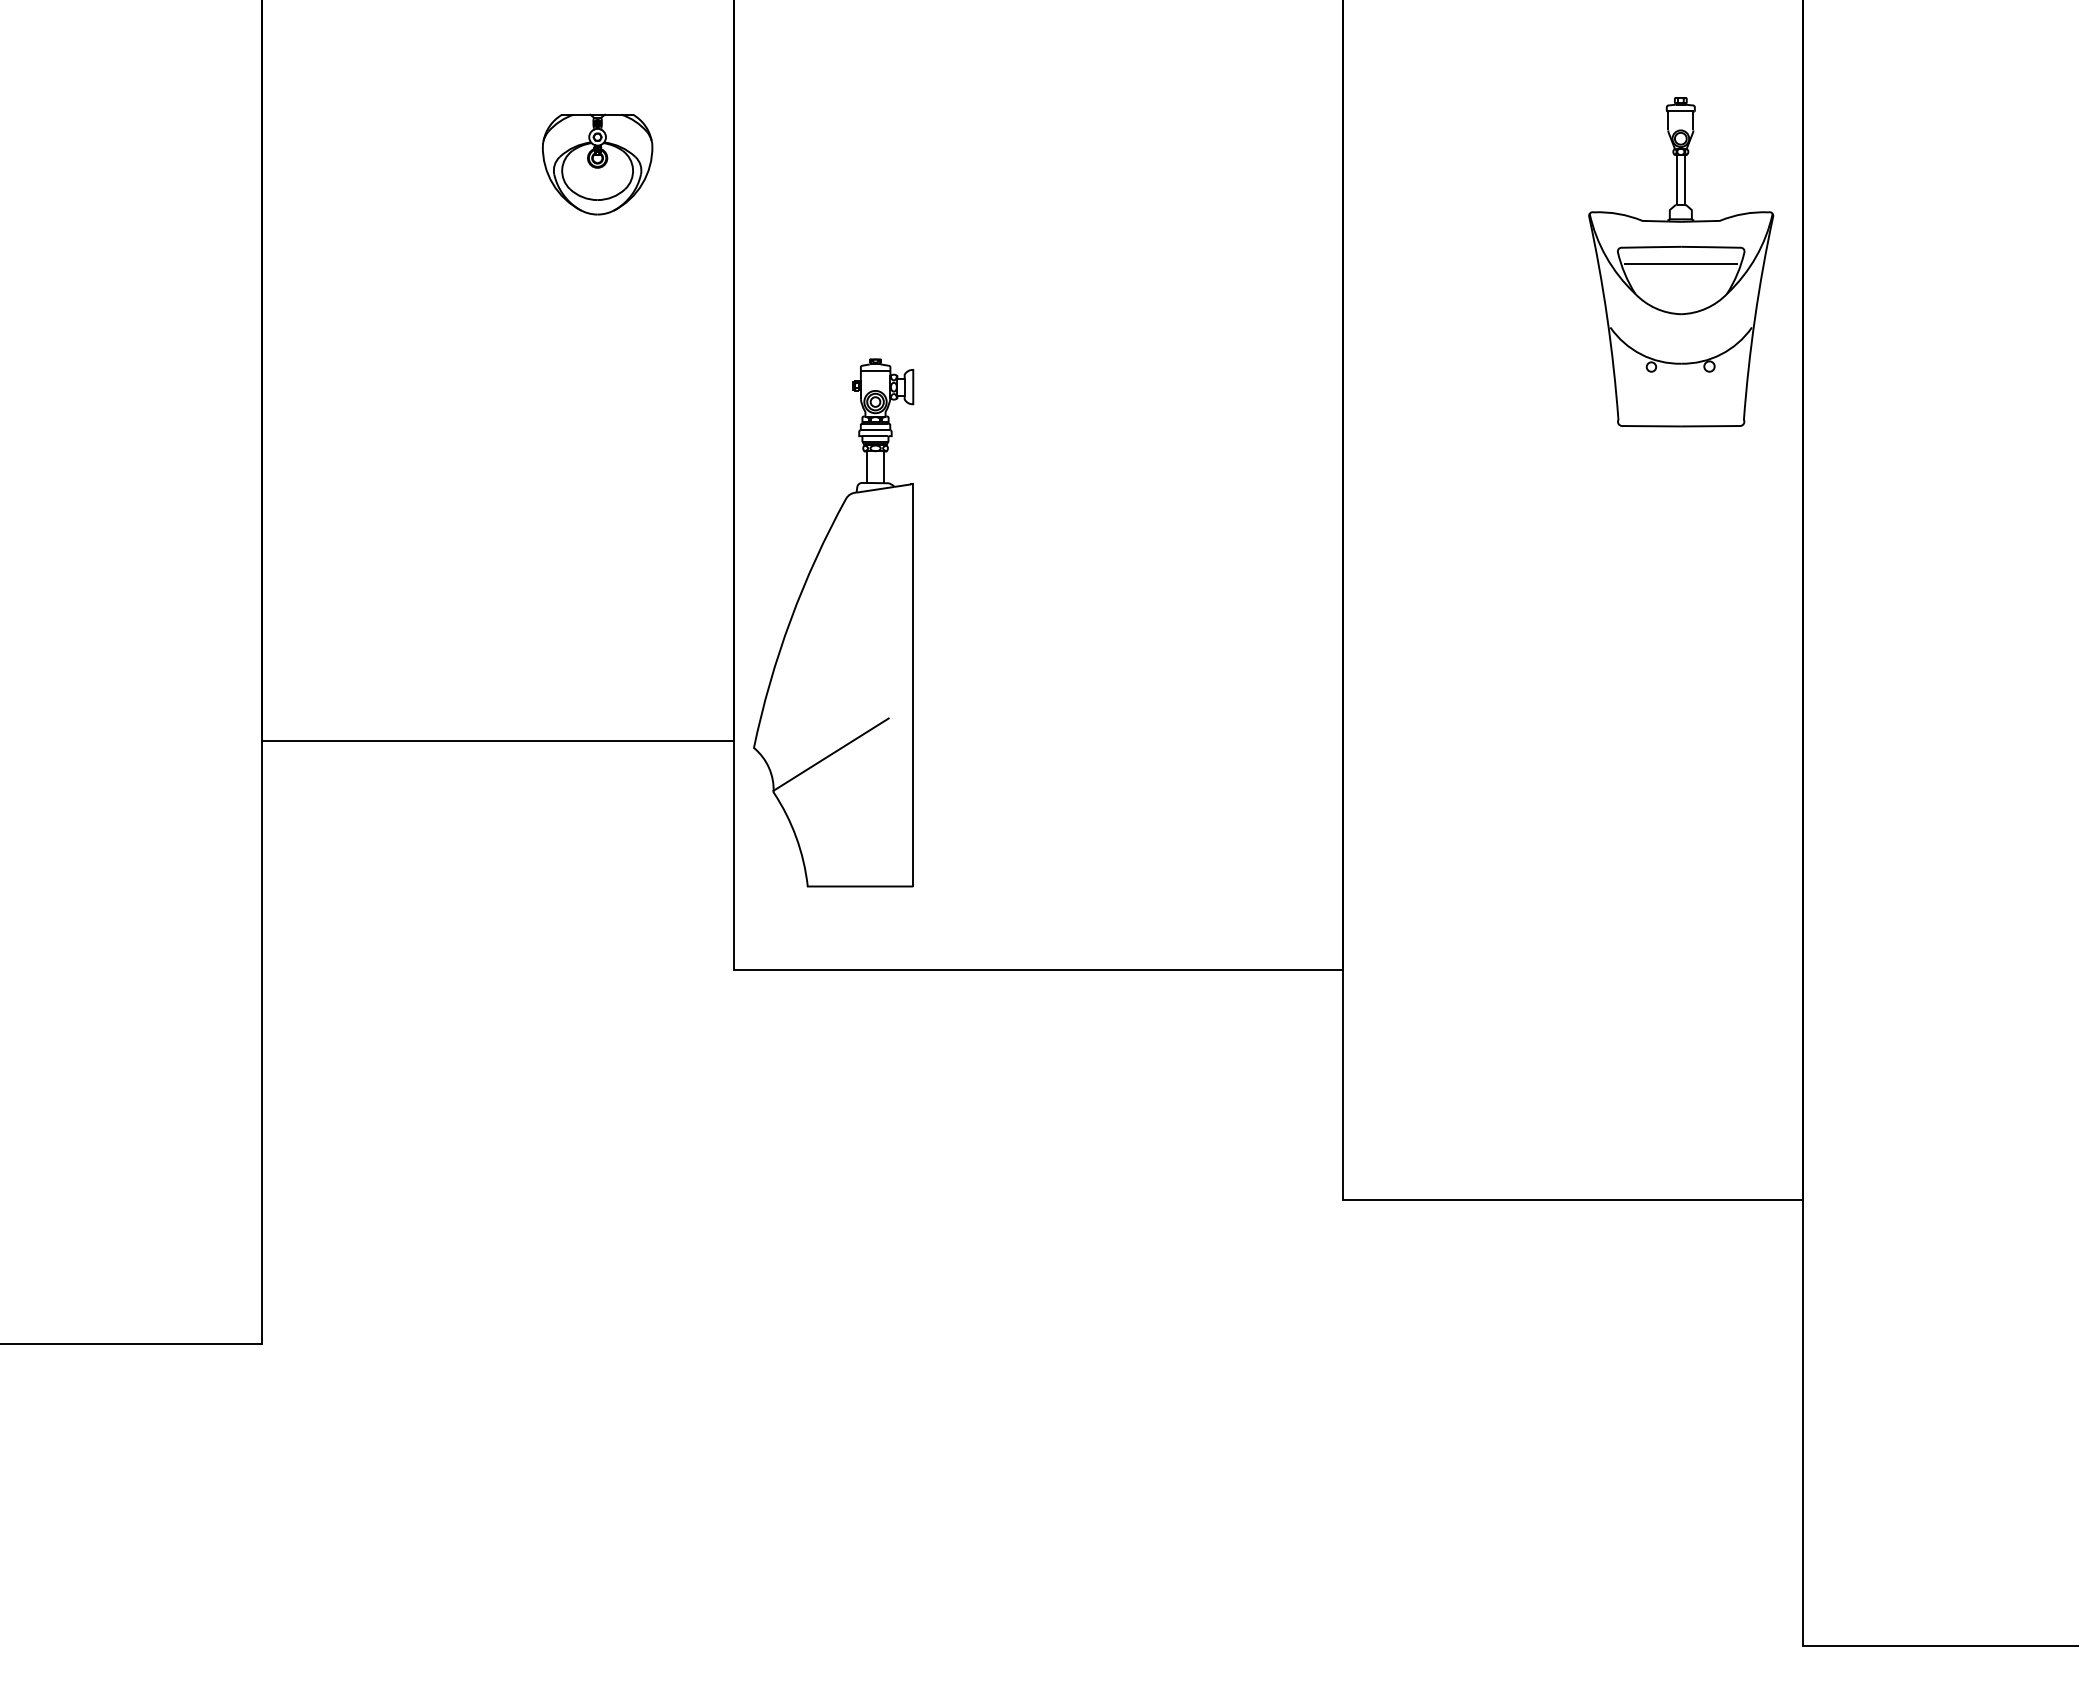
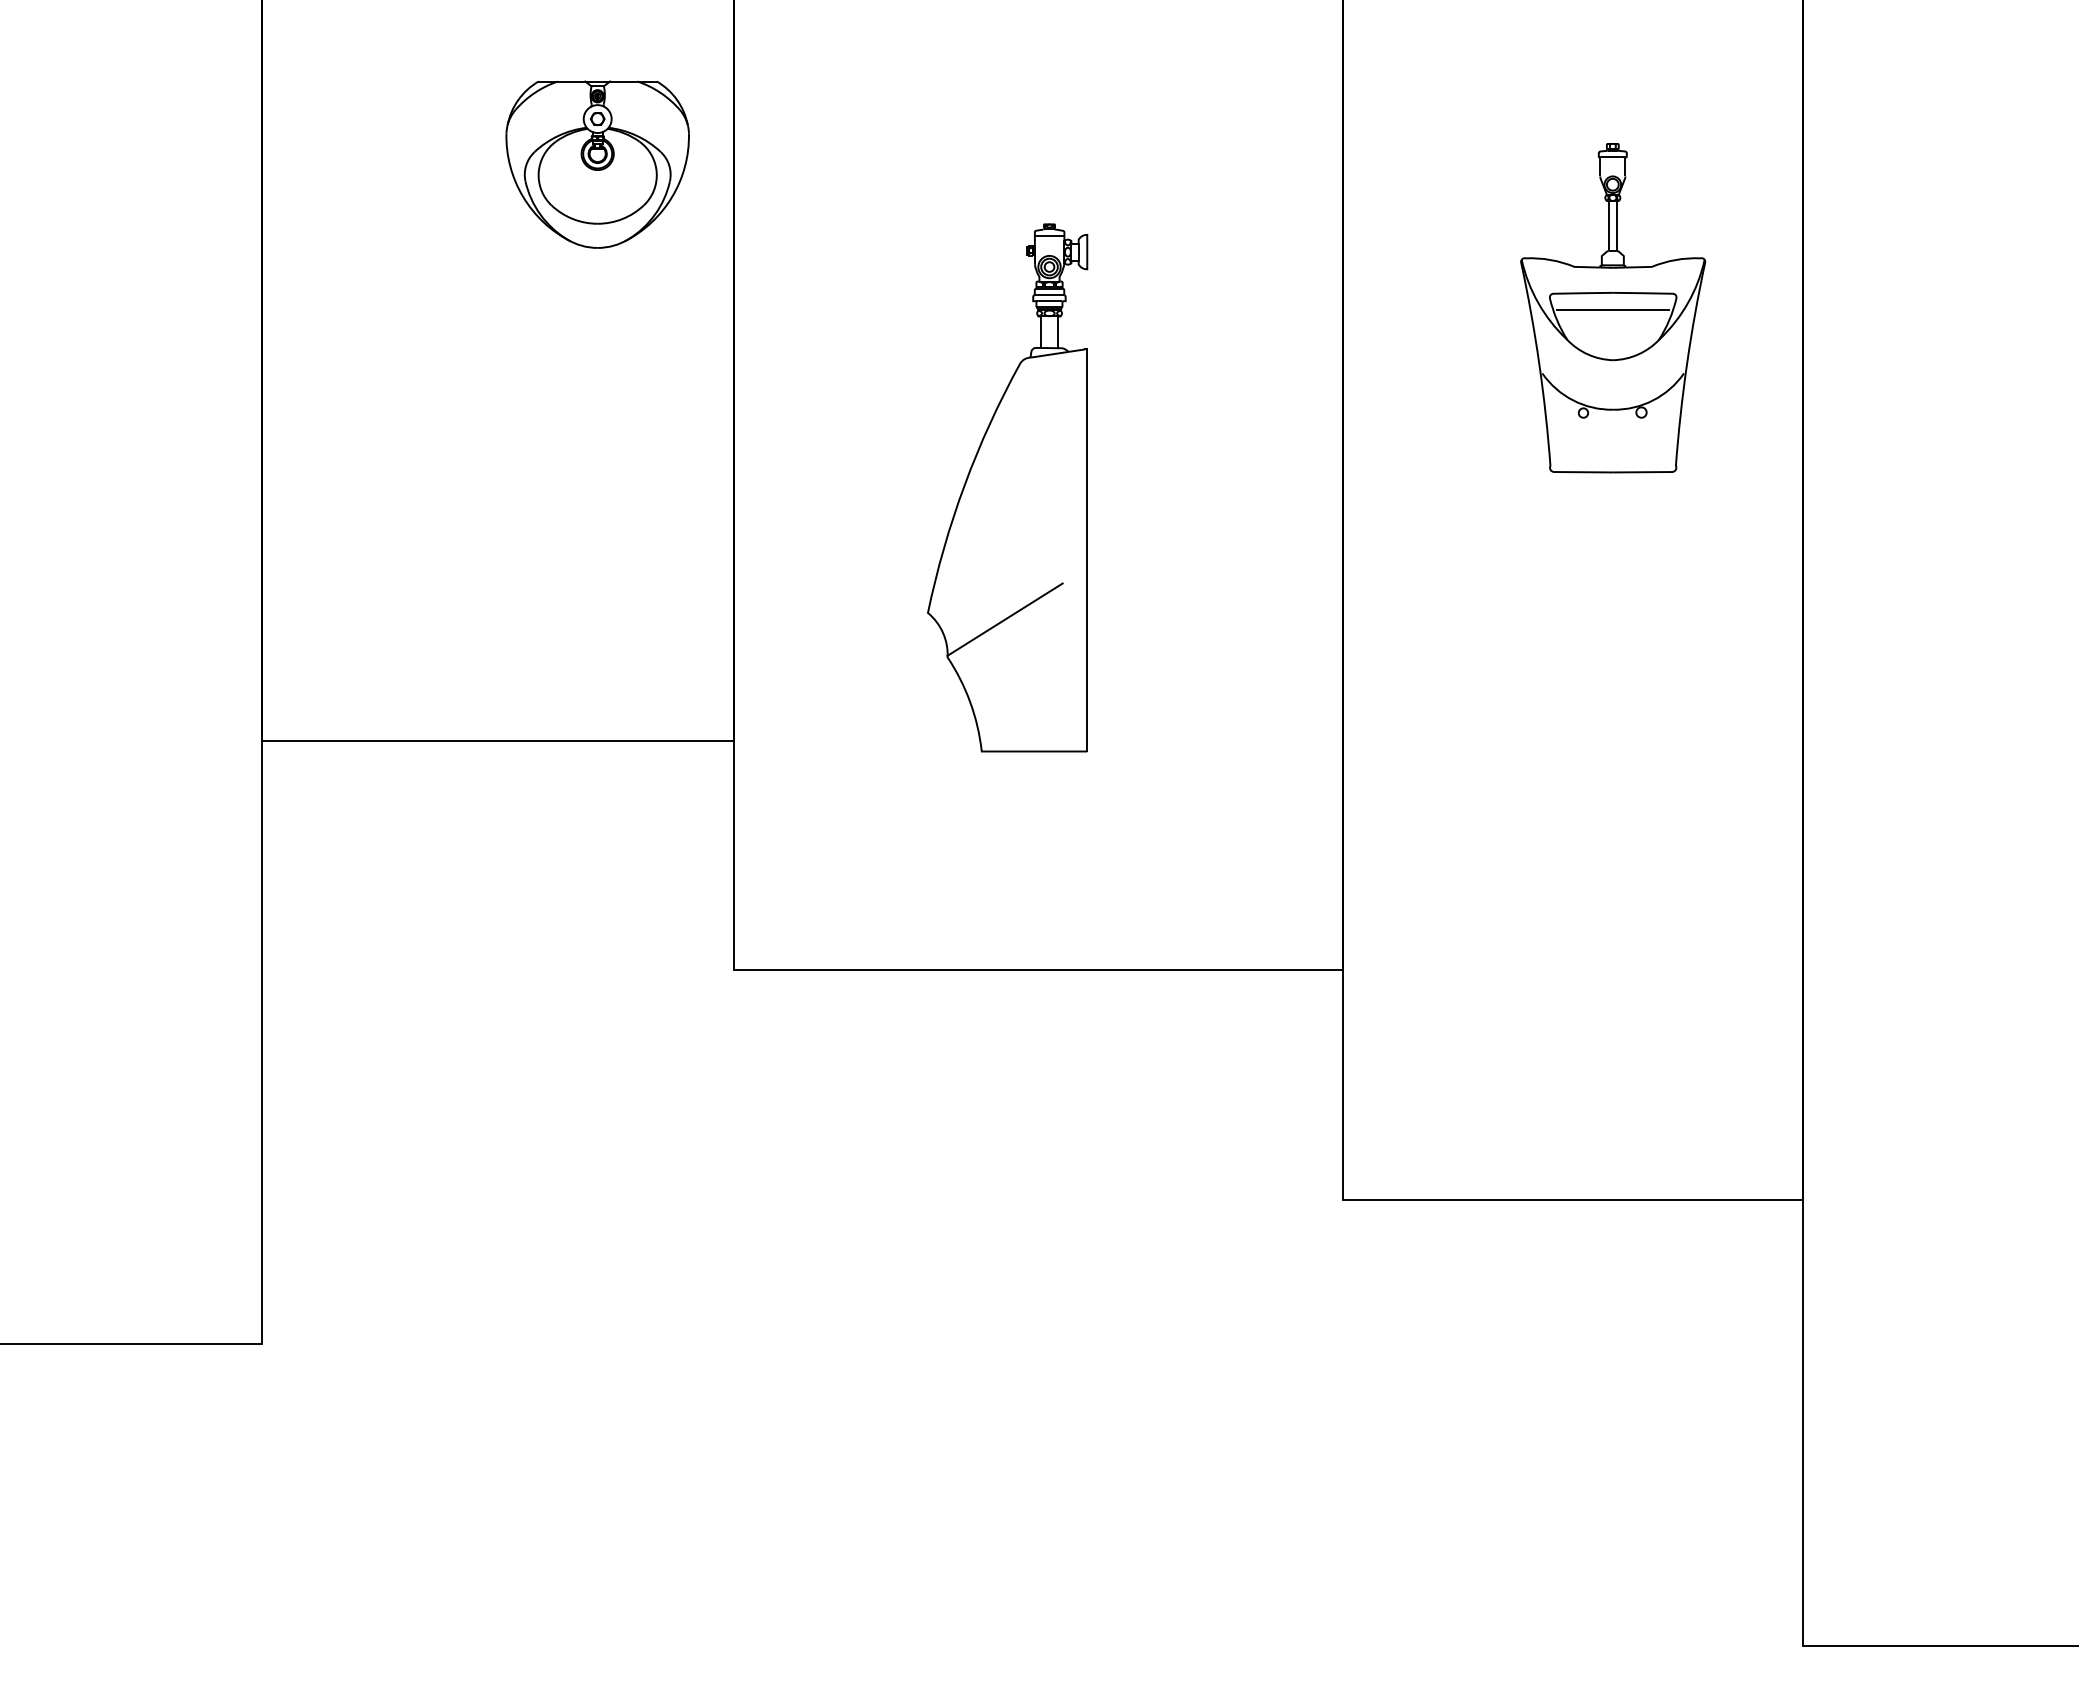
part size: 112x103 px -> 185x169 px (597, 164)
part position: (1681, 262) -> (1613, 308) (1613, 308)
part position: (833, 622) -> (1007, 487) (1007, 487)
